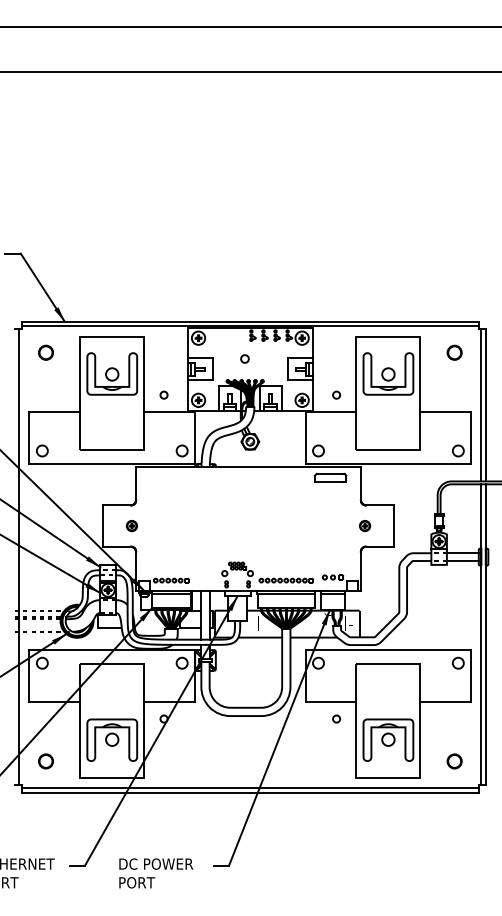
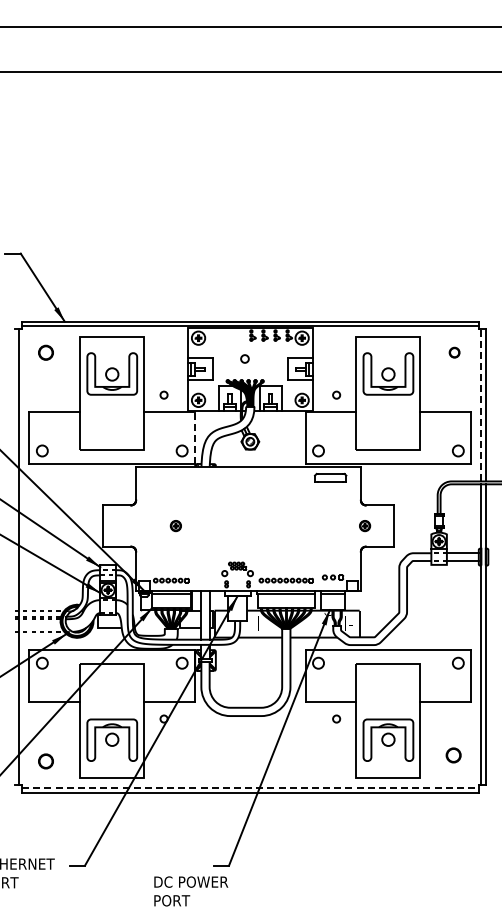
circle size: 17x17 px -> 13x13 px (454, 352)
line: solid -> dashed (481, 404)
line: solid -> dashed (195, 438)
part position: (131, 526) -> (175, 526) (175, 526)
circle position: (454, 761) -> (453, 755) (453, 755)
line: solid -> dashed (250, 788)
text position: (156, 873) -> (191, 891) (191, 891)
